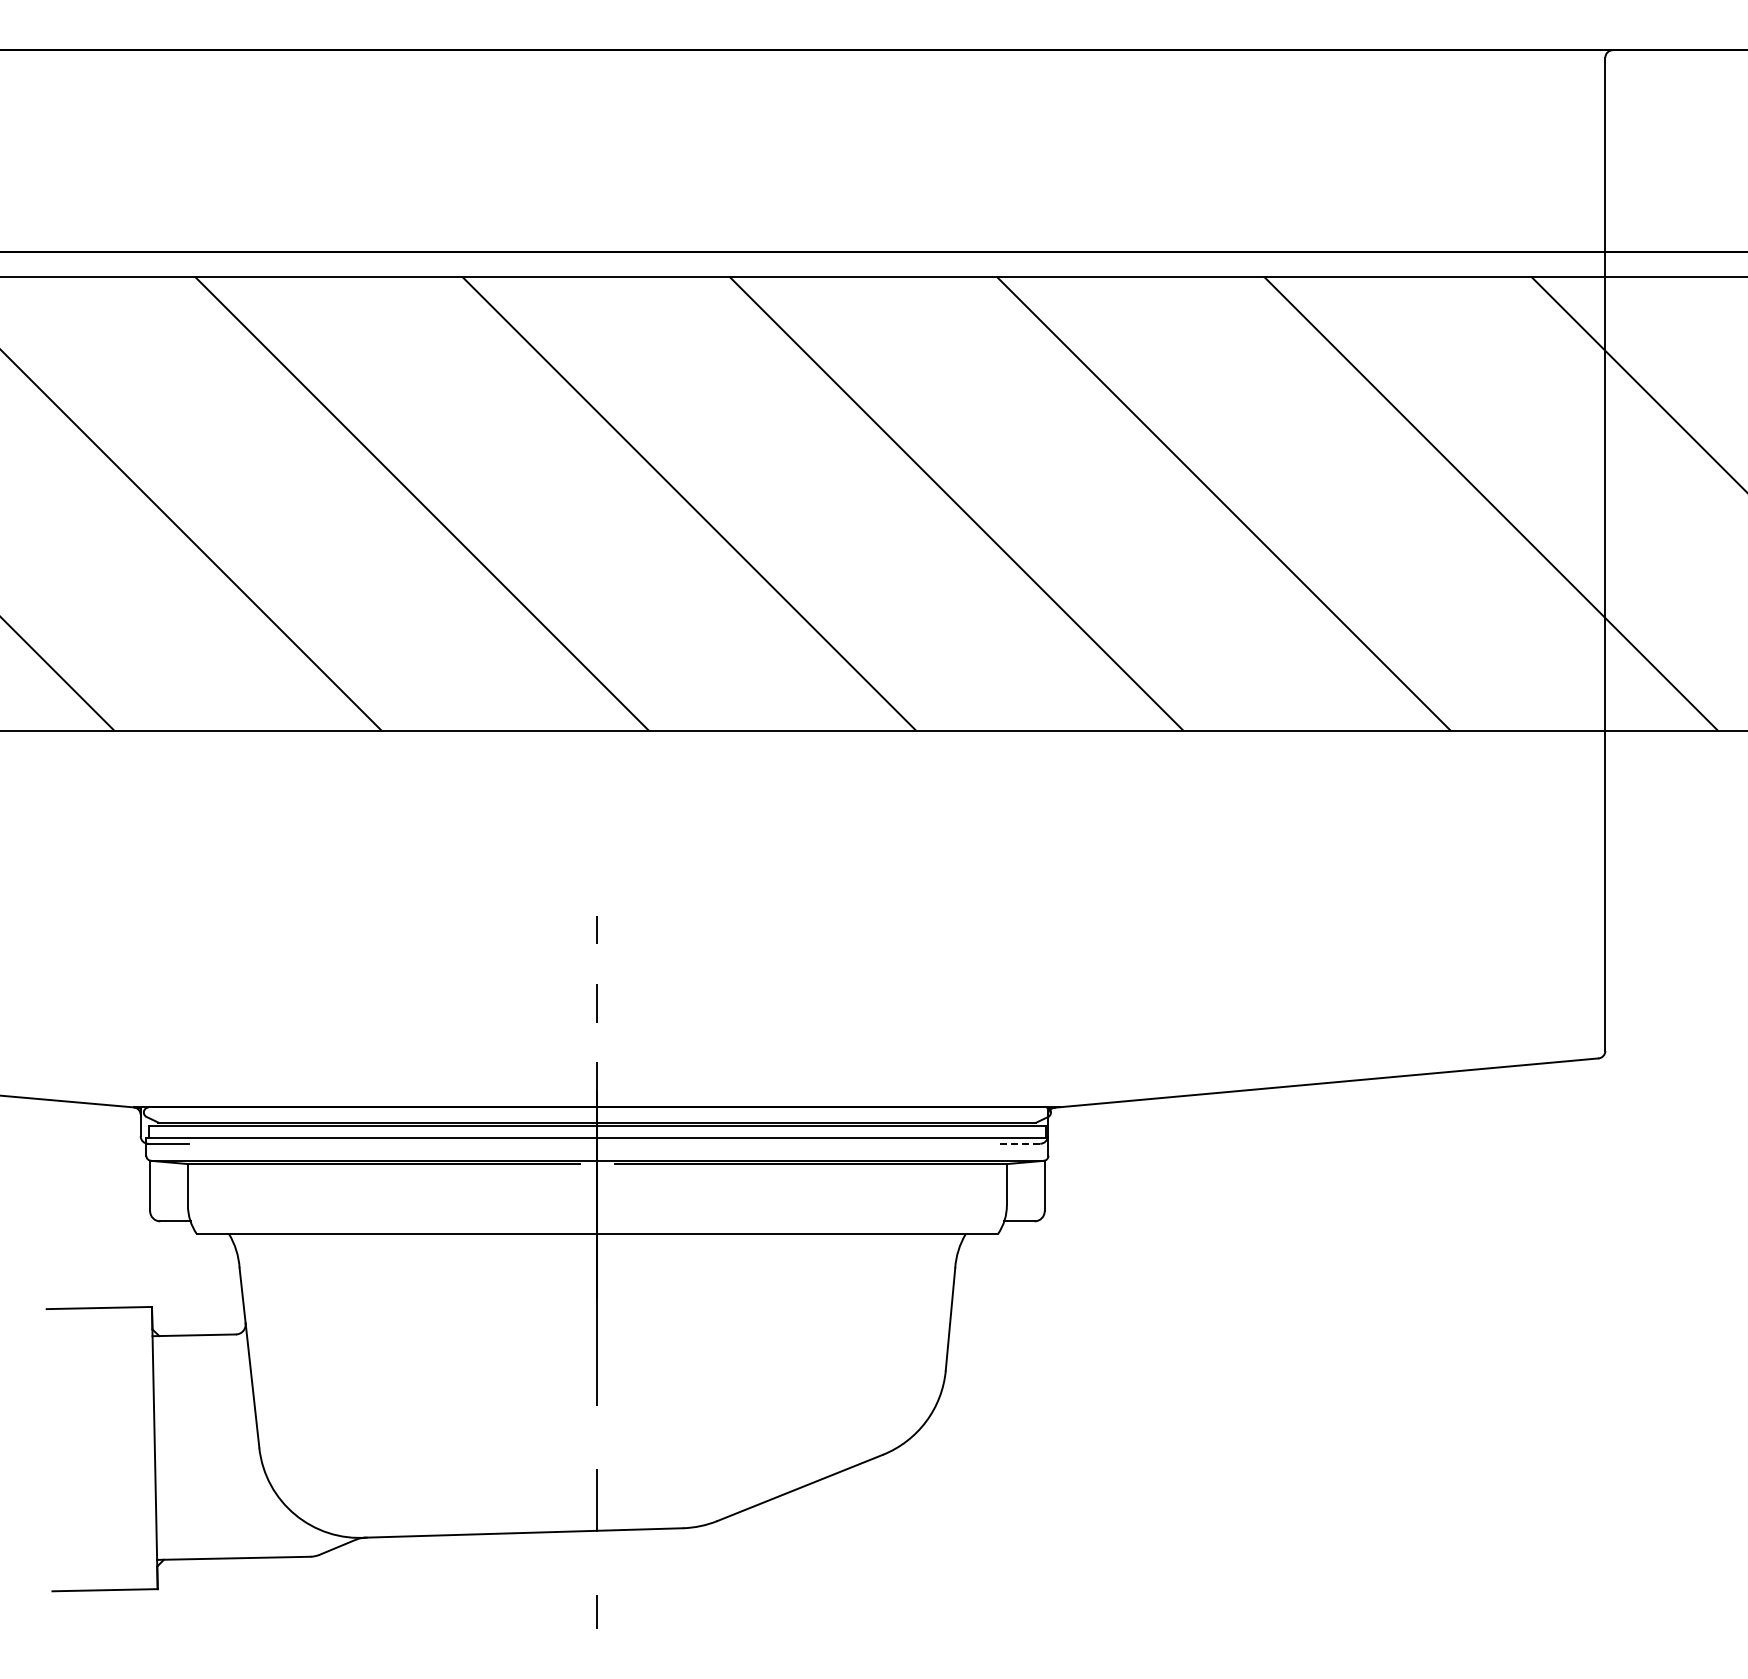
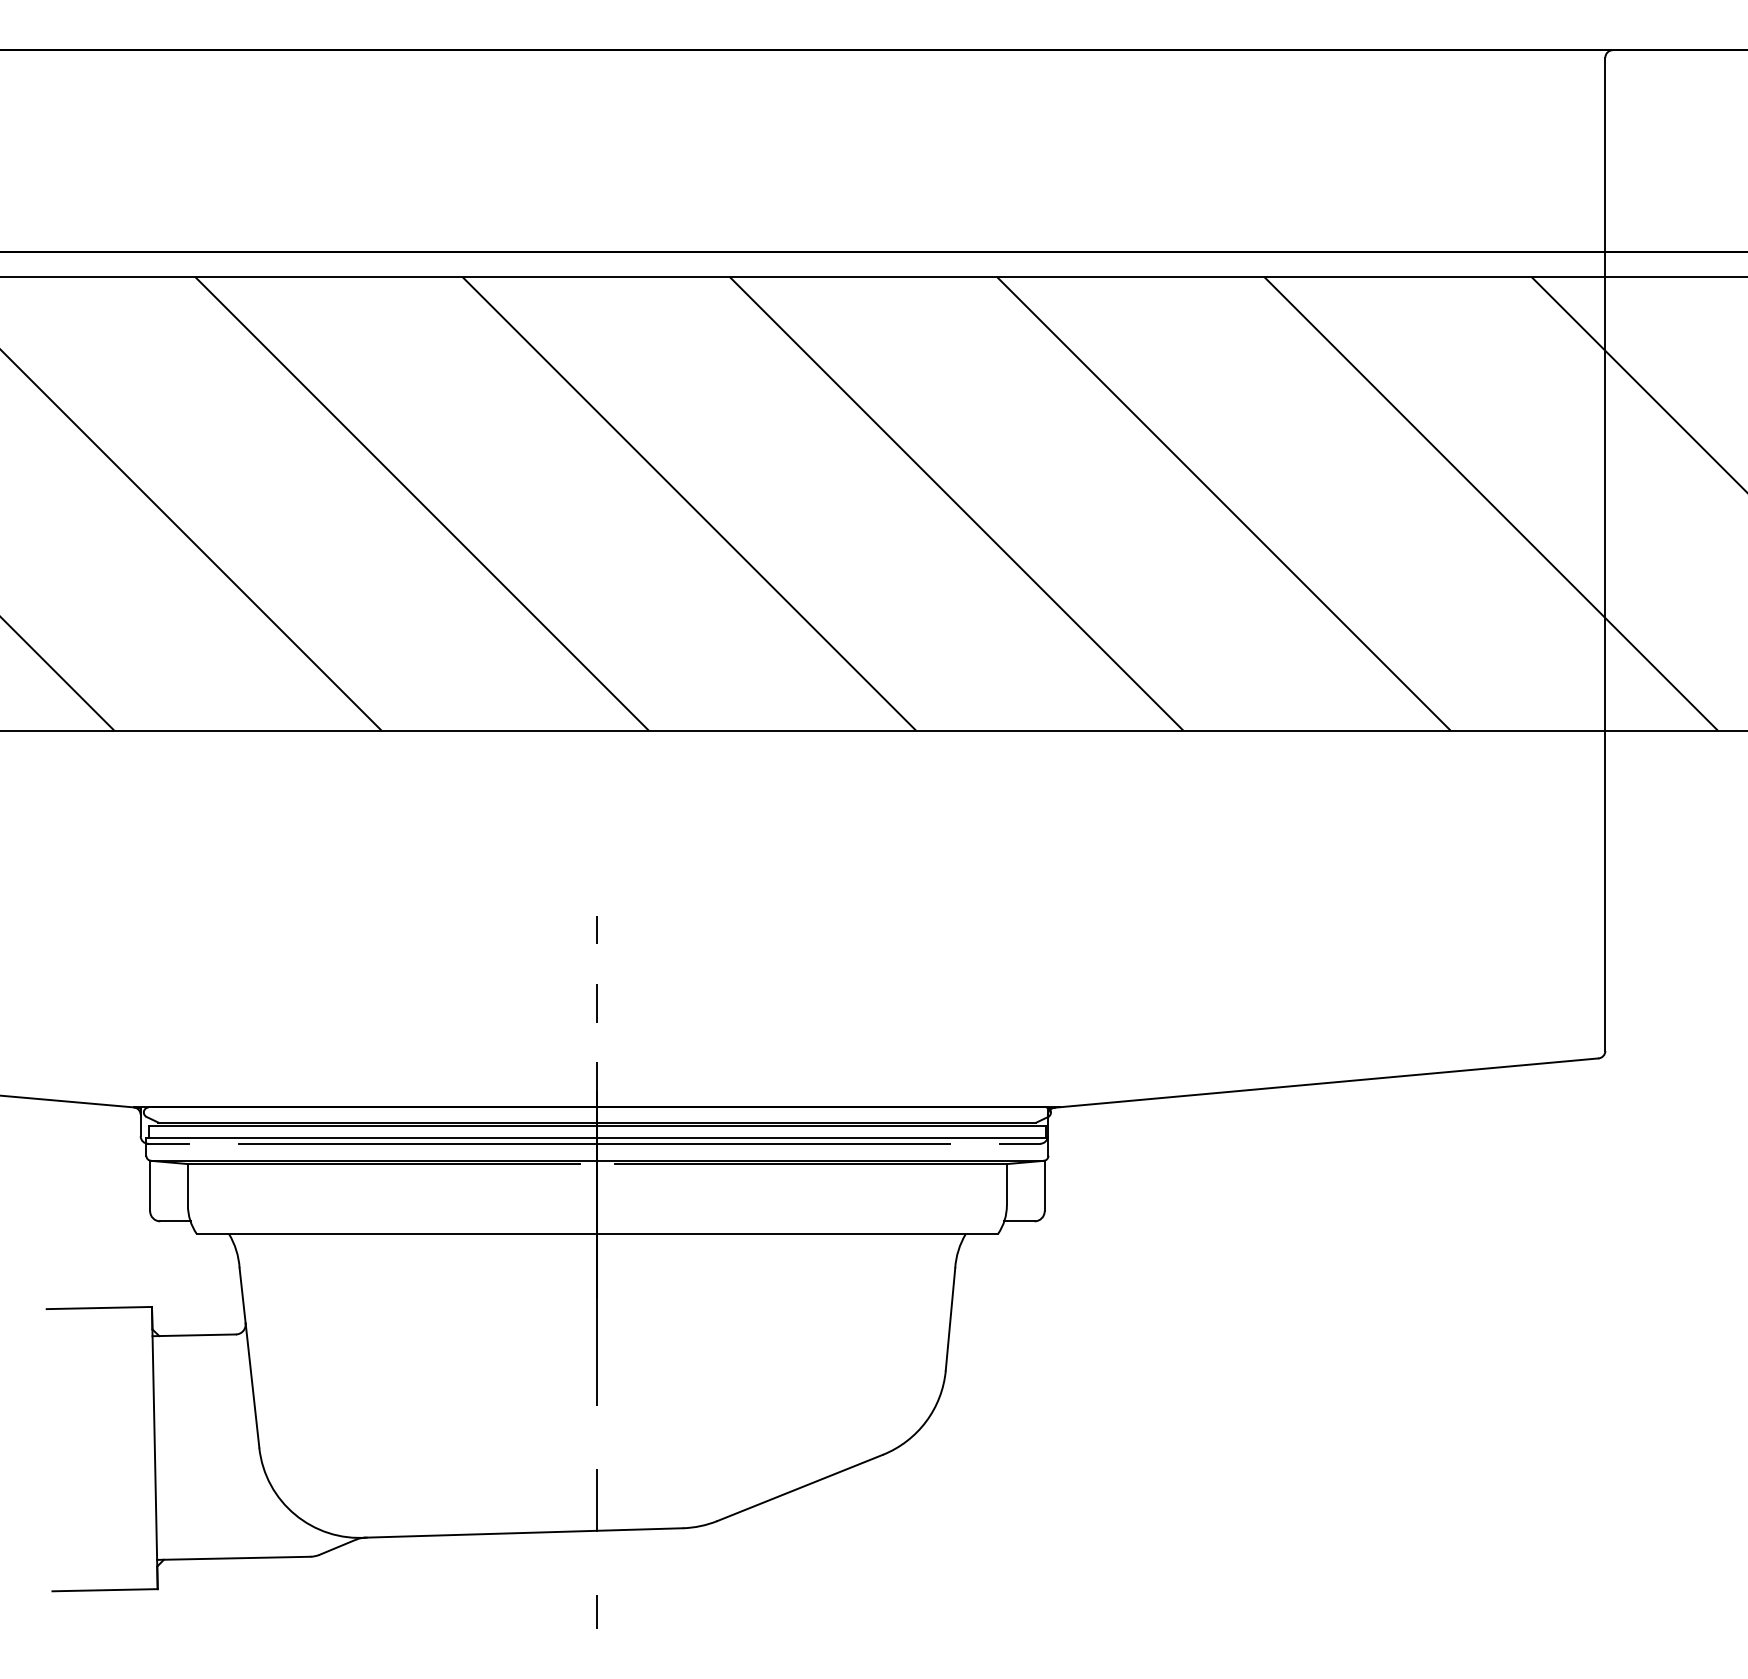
line: none -> present (593, 1143)
line: dashed -> solid (1020, 1143)
